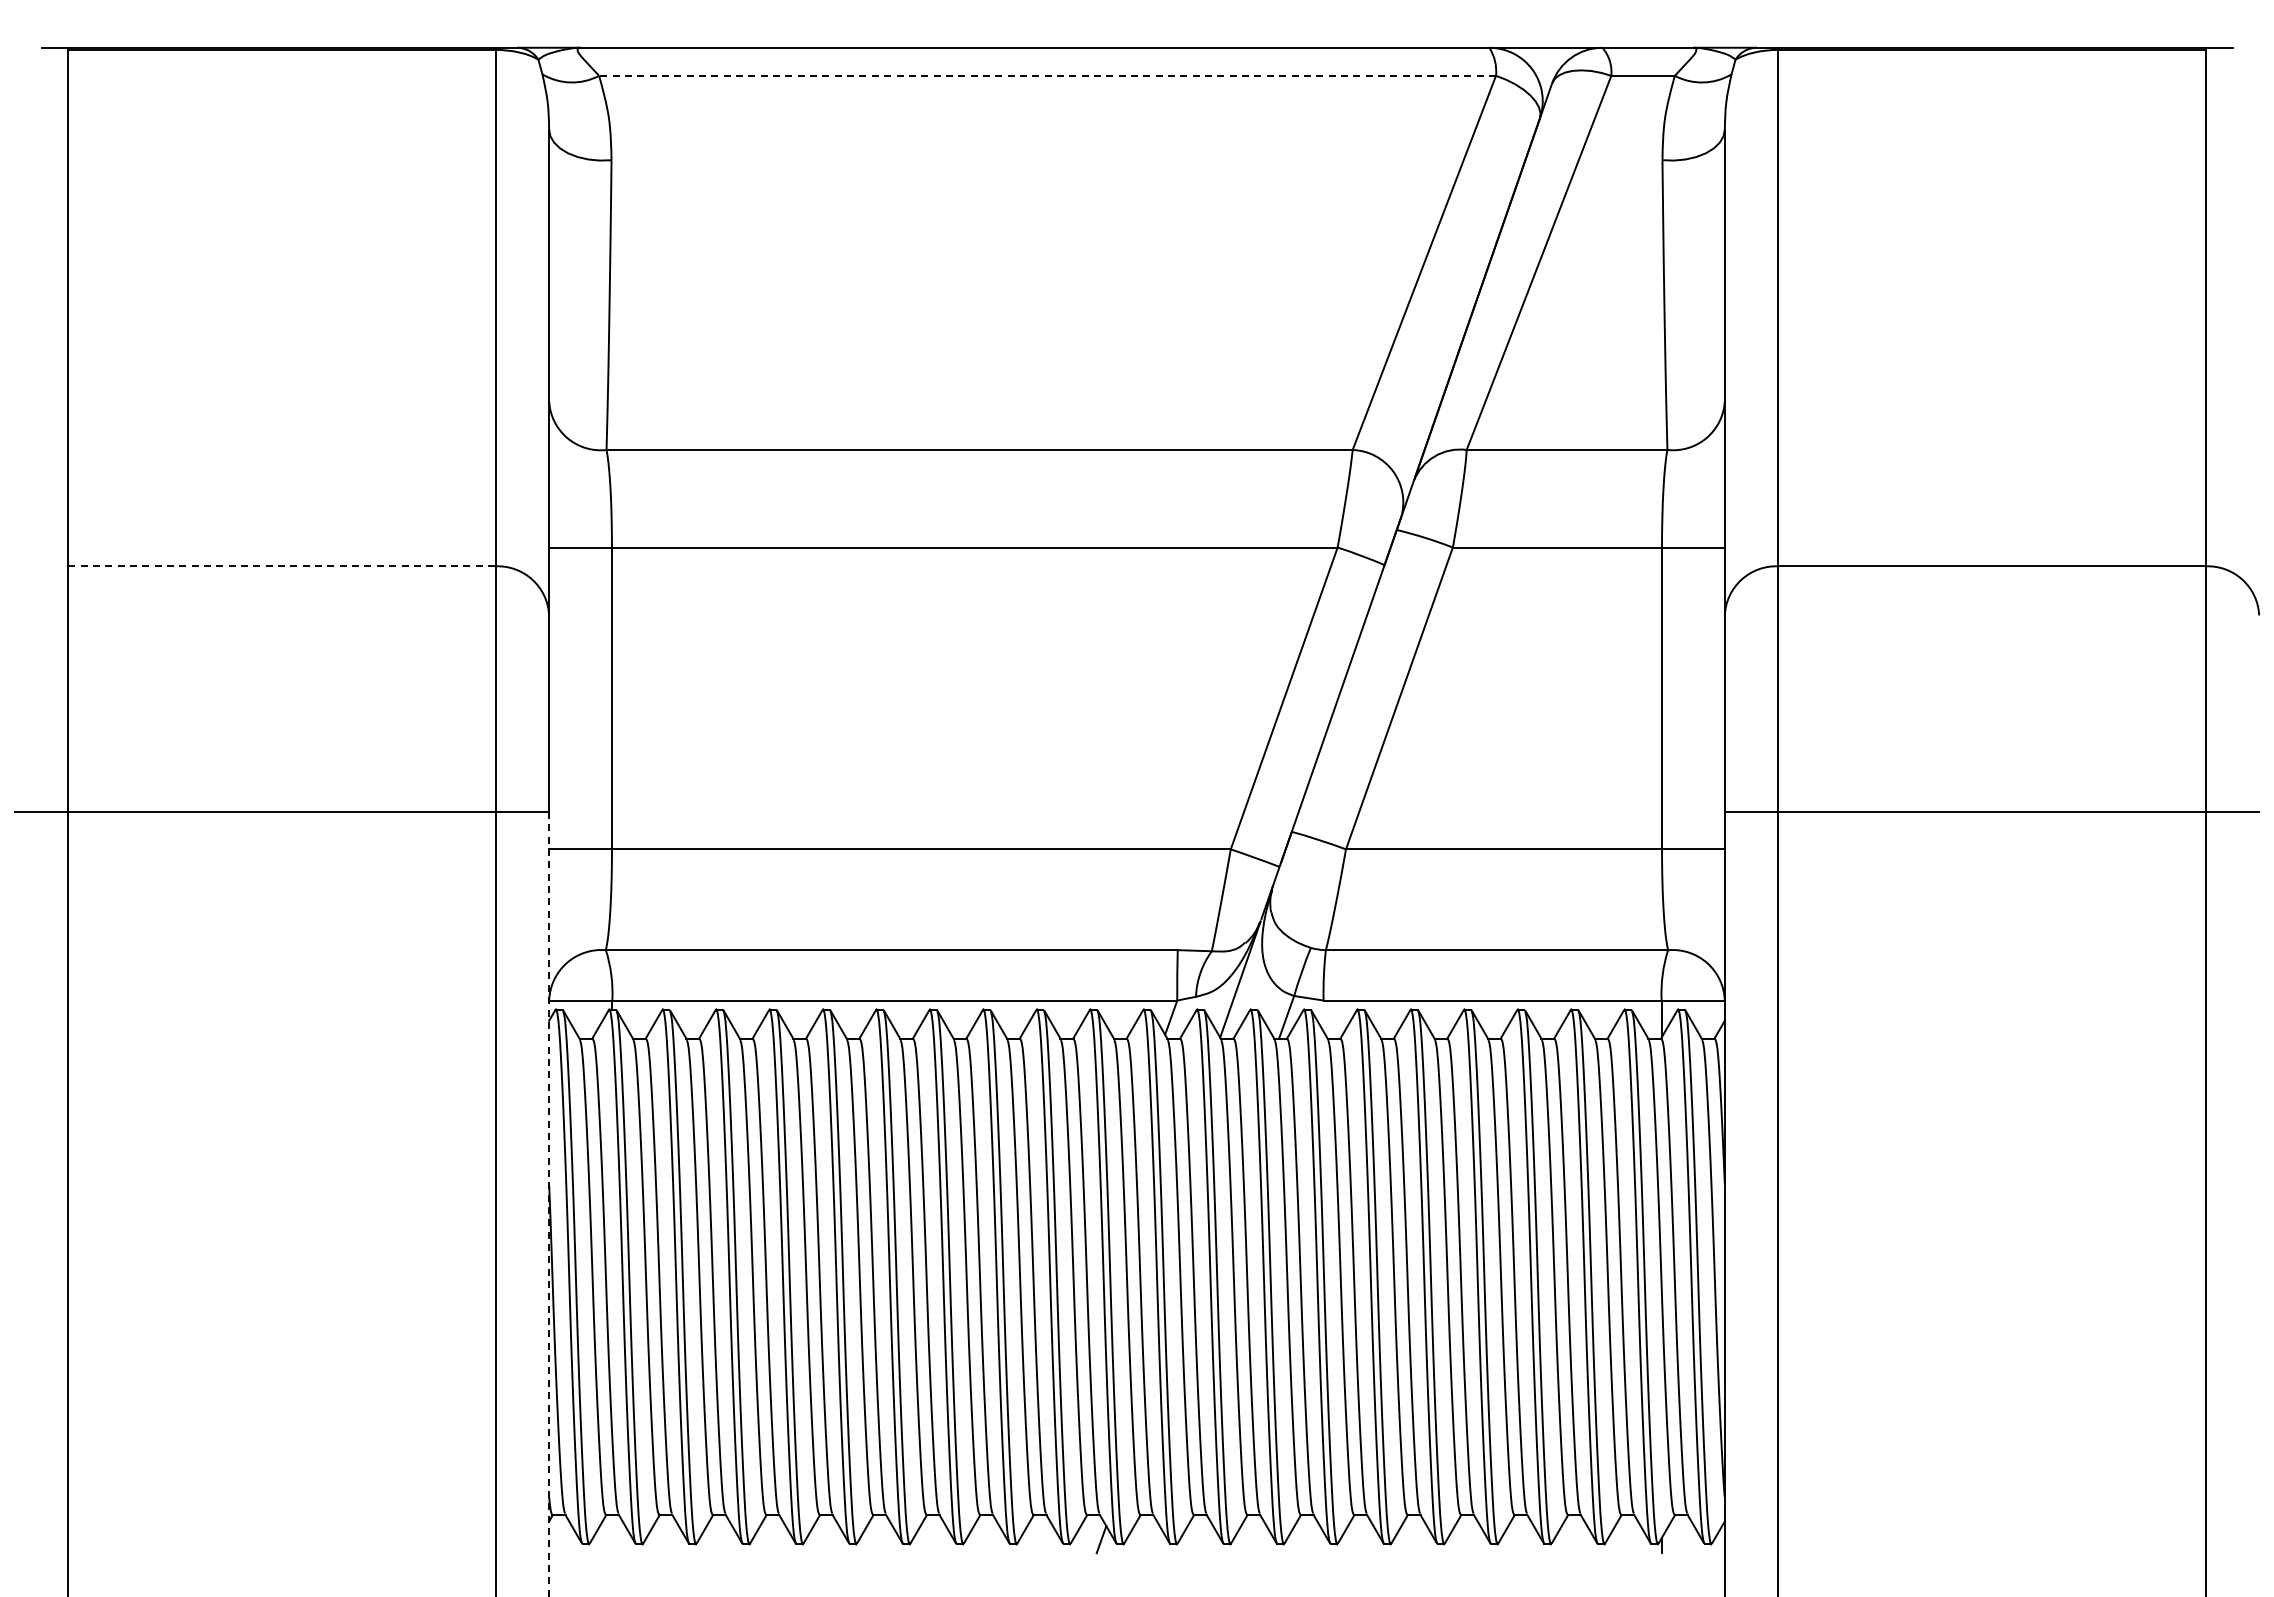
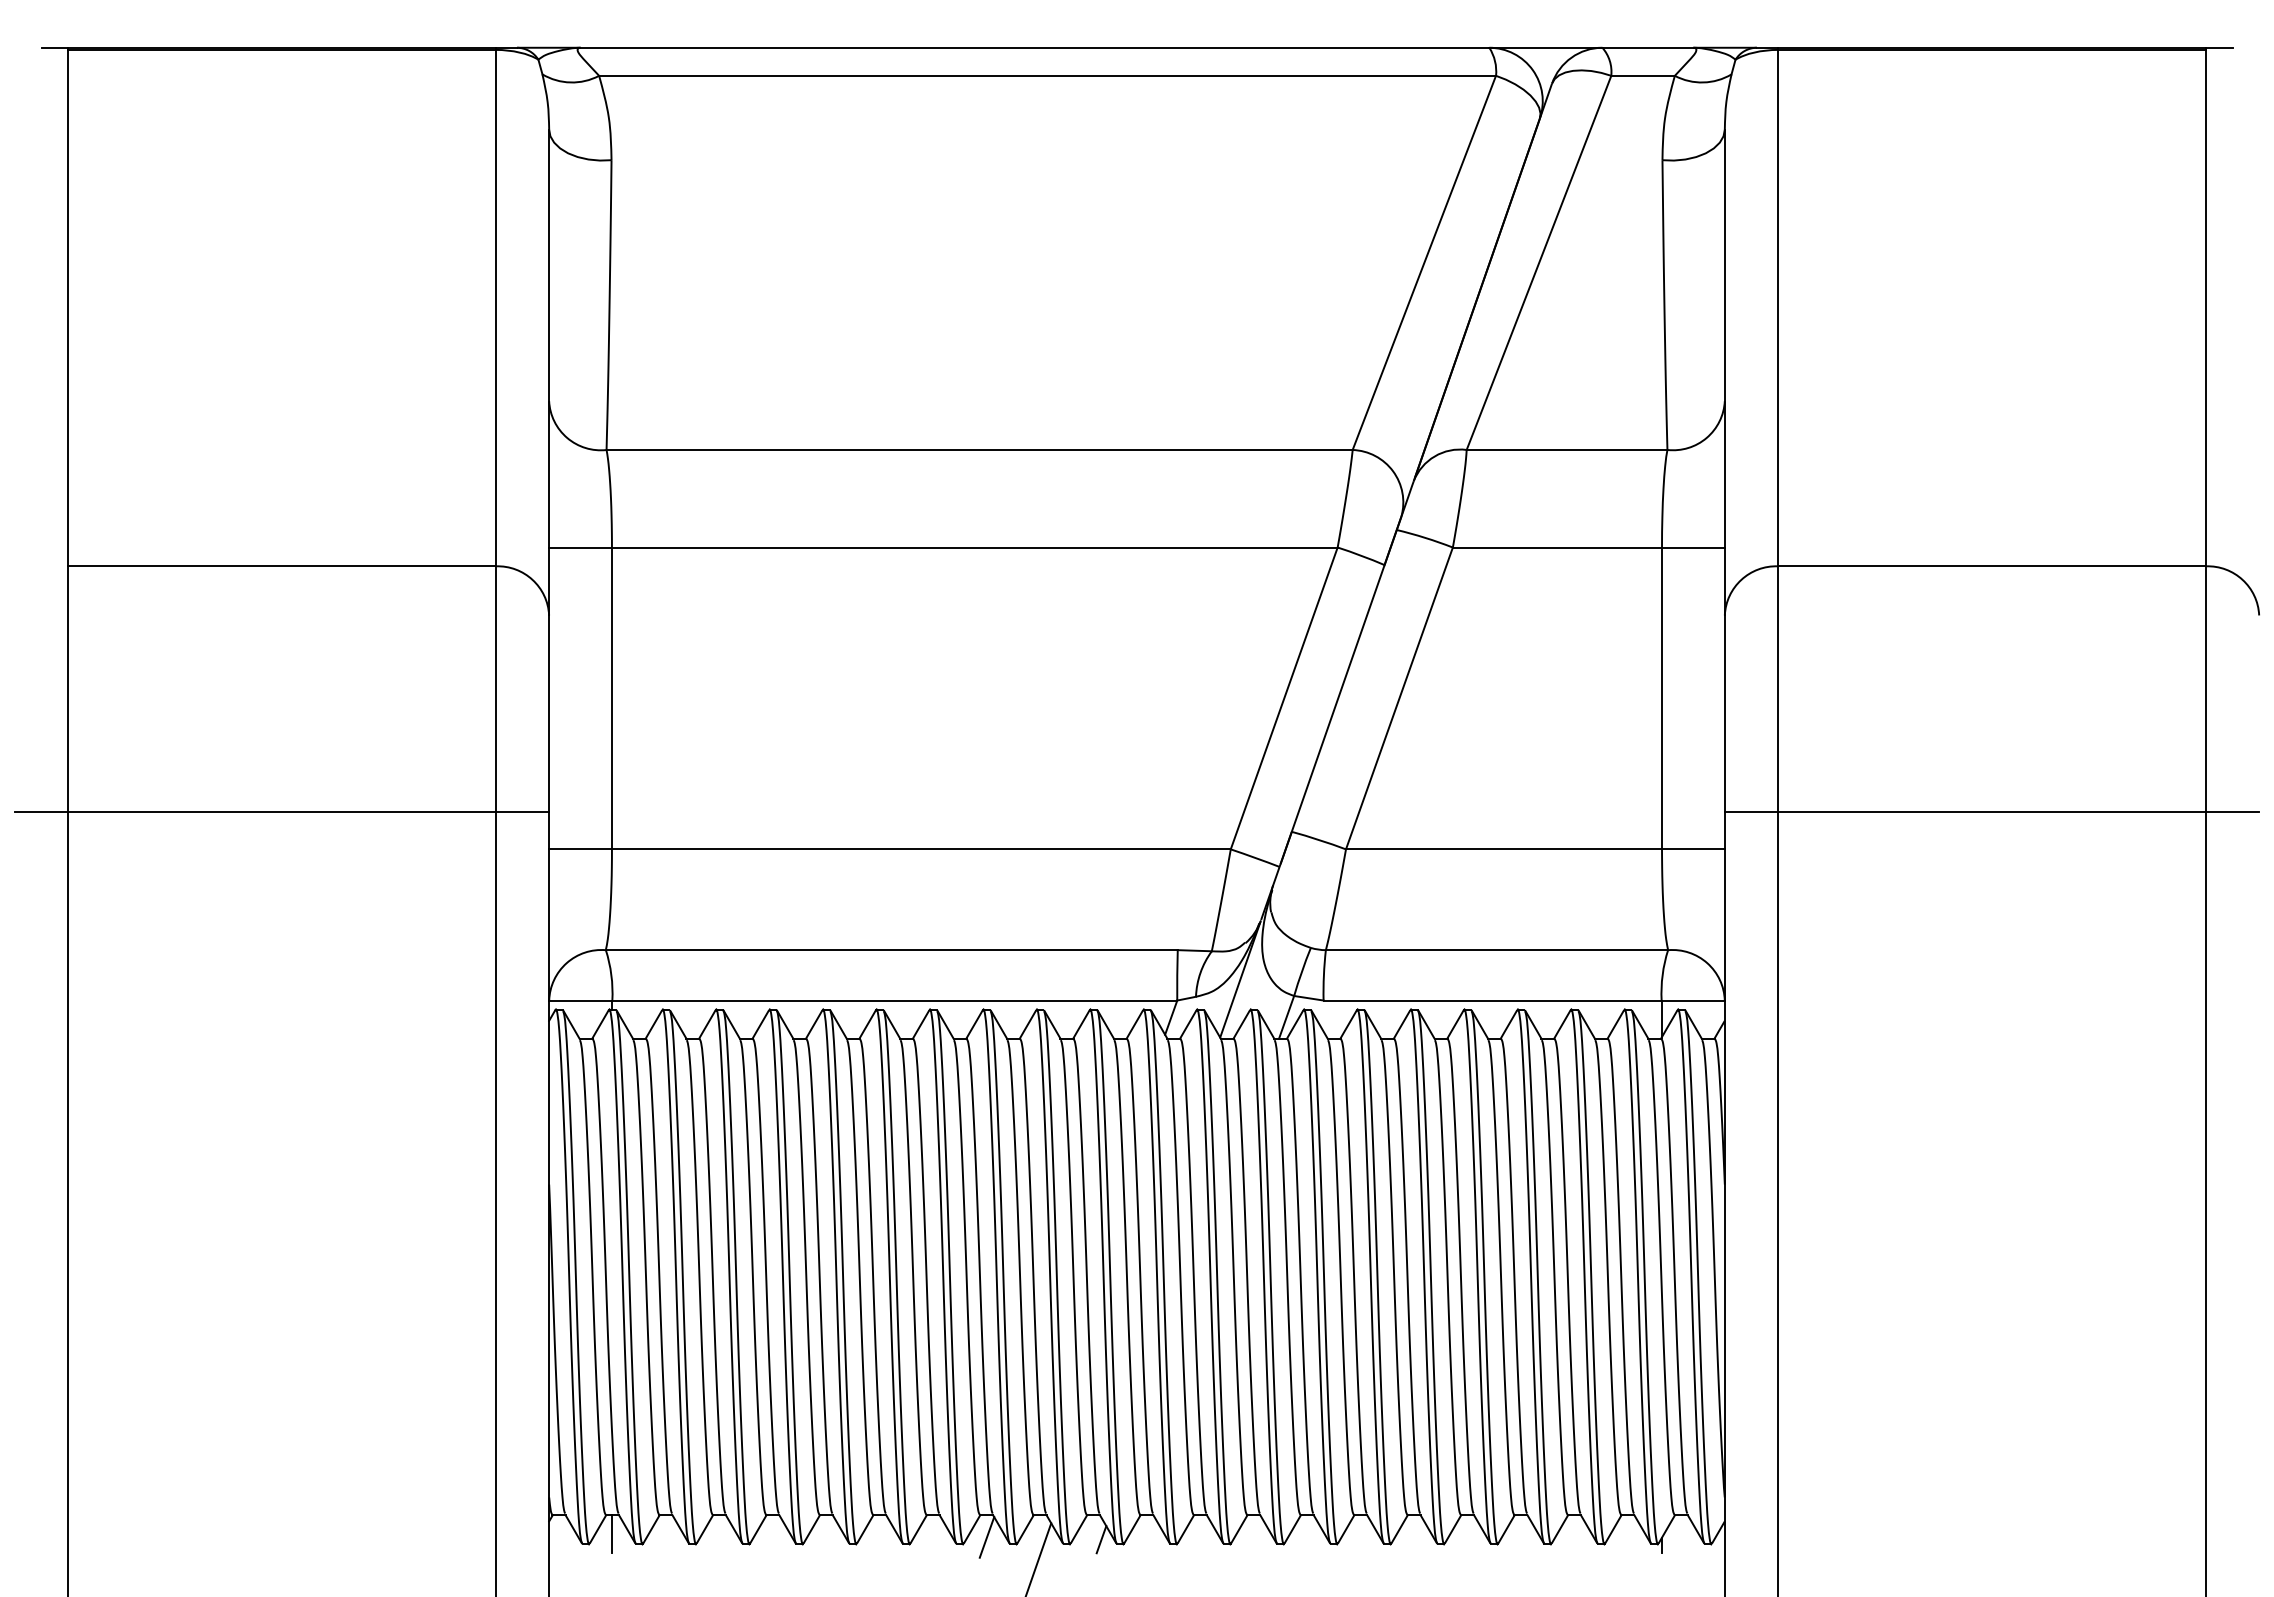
line: dashed -> solid (1047, 75)
line: dashed -> solid (281, 566)
line: dashed -> solid (549, 1204)
line: none -> present (612, 1534)
line: none -> present (986, 1537)
line: none -> present (1038, 1558)
